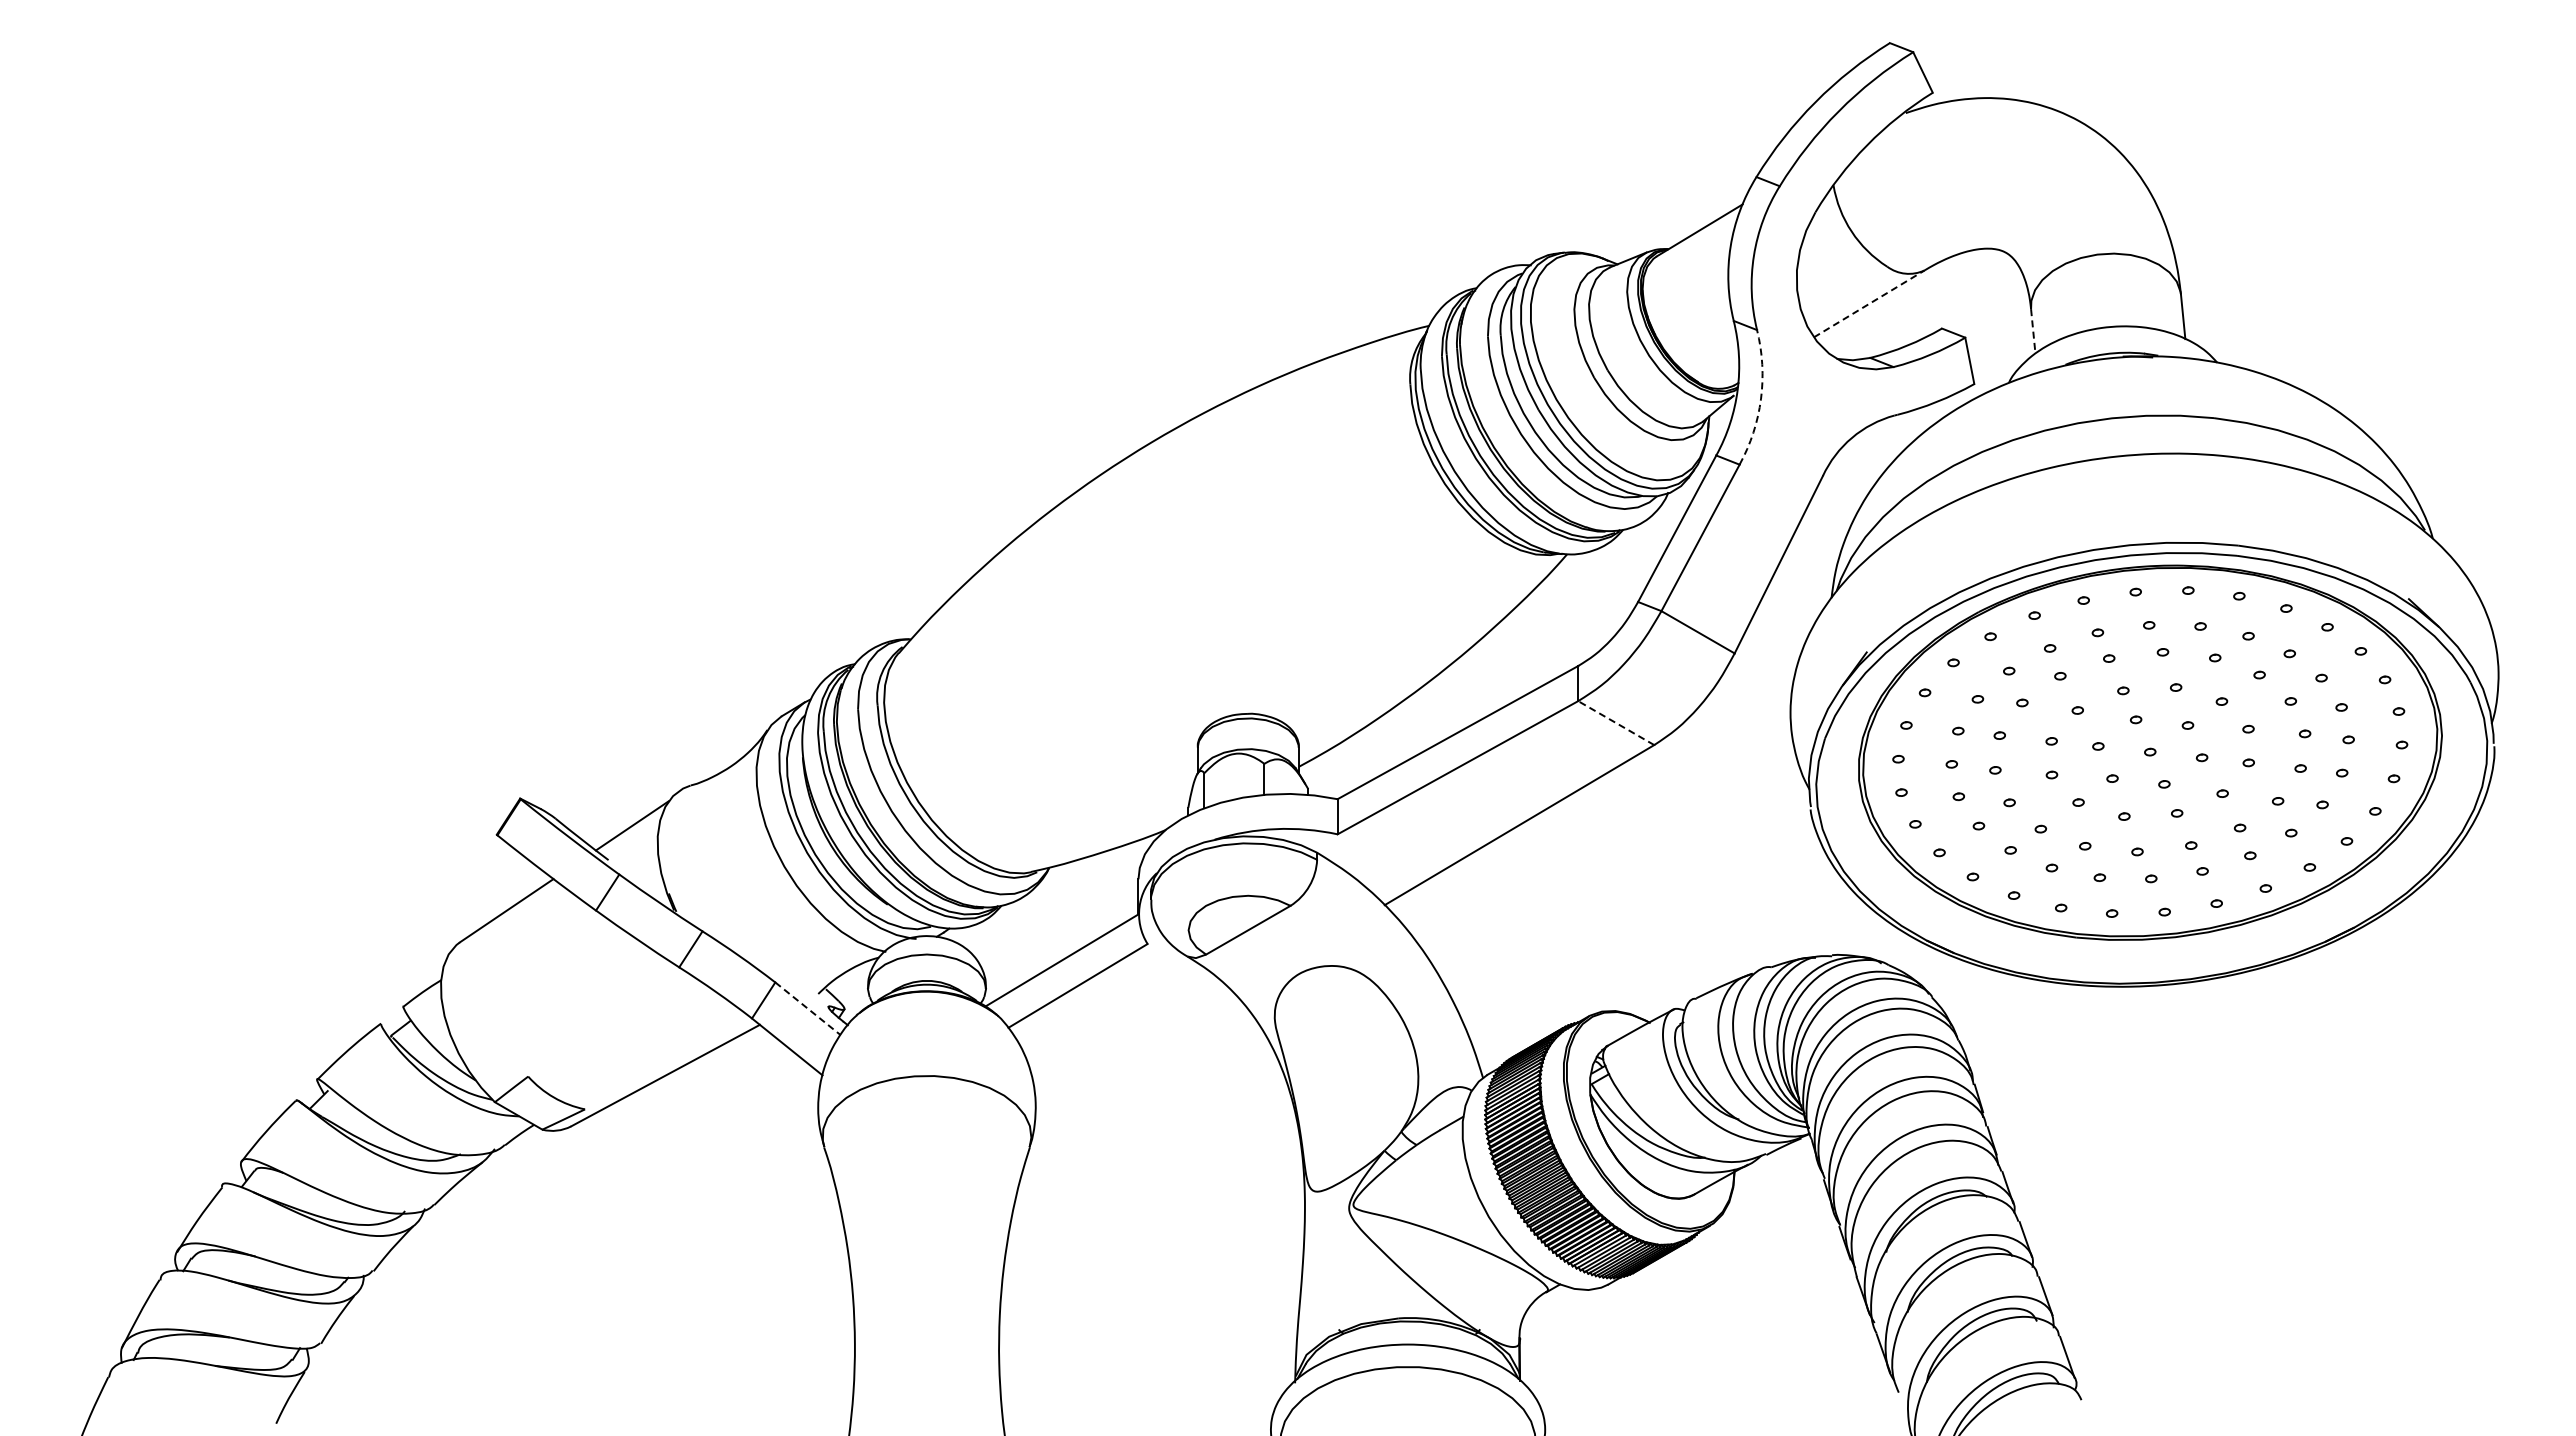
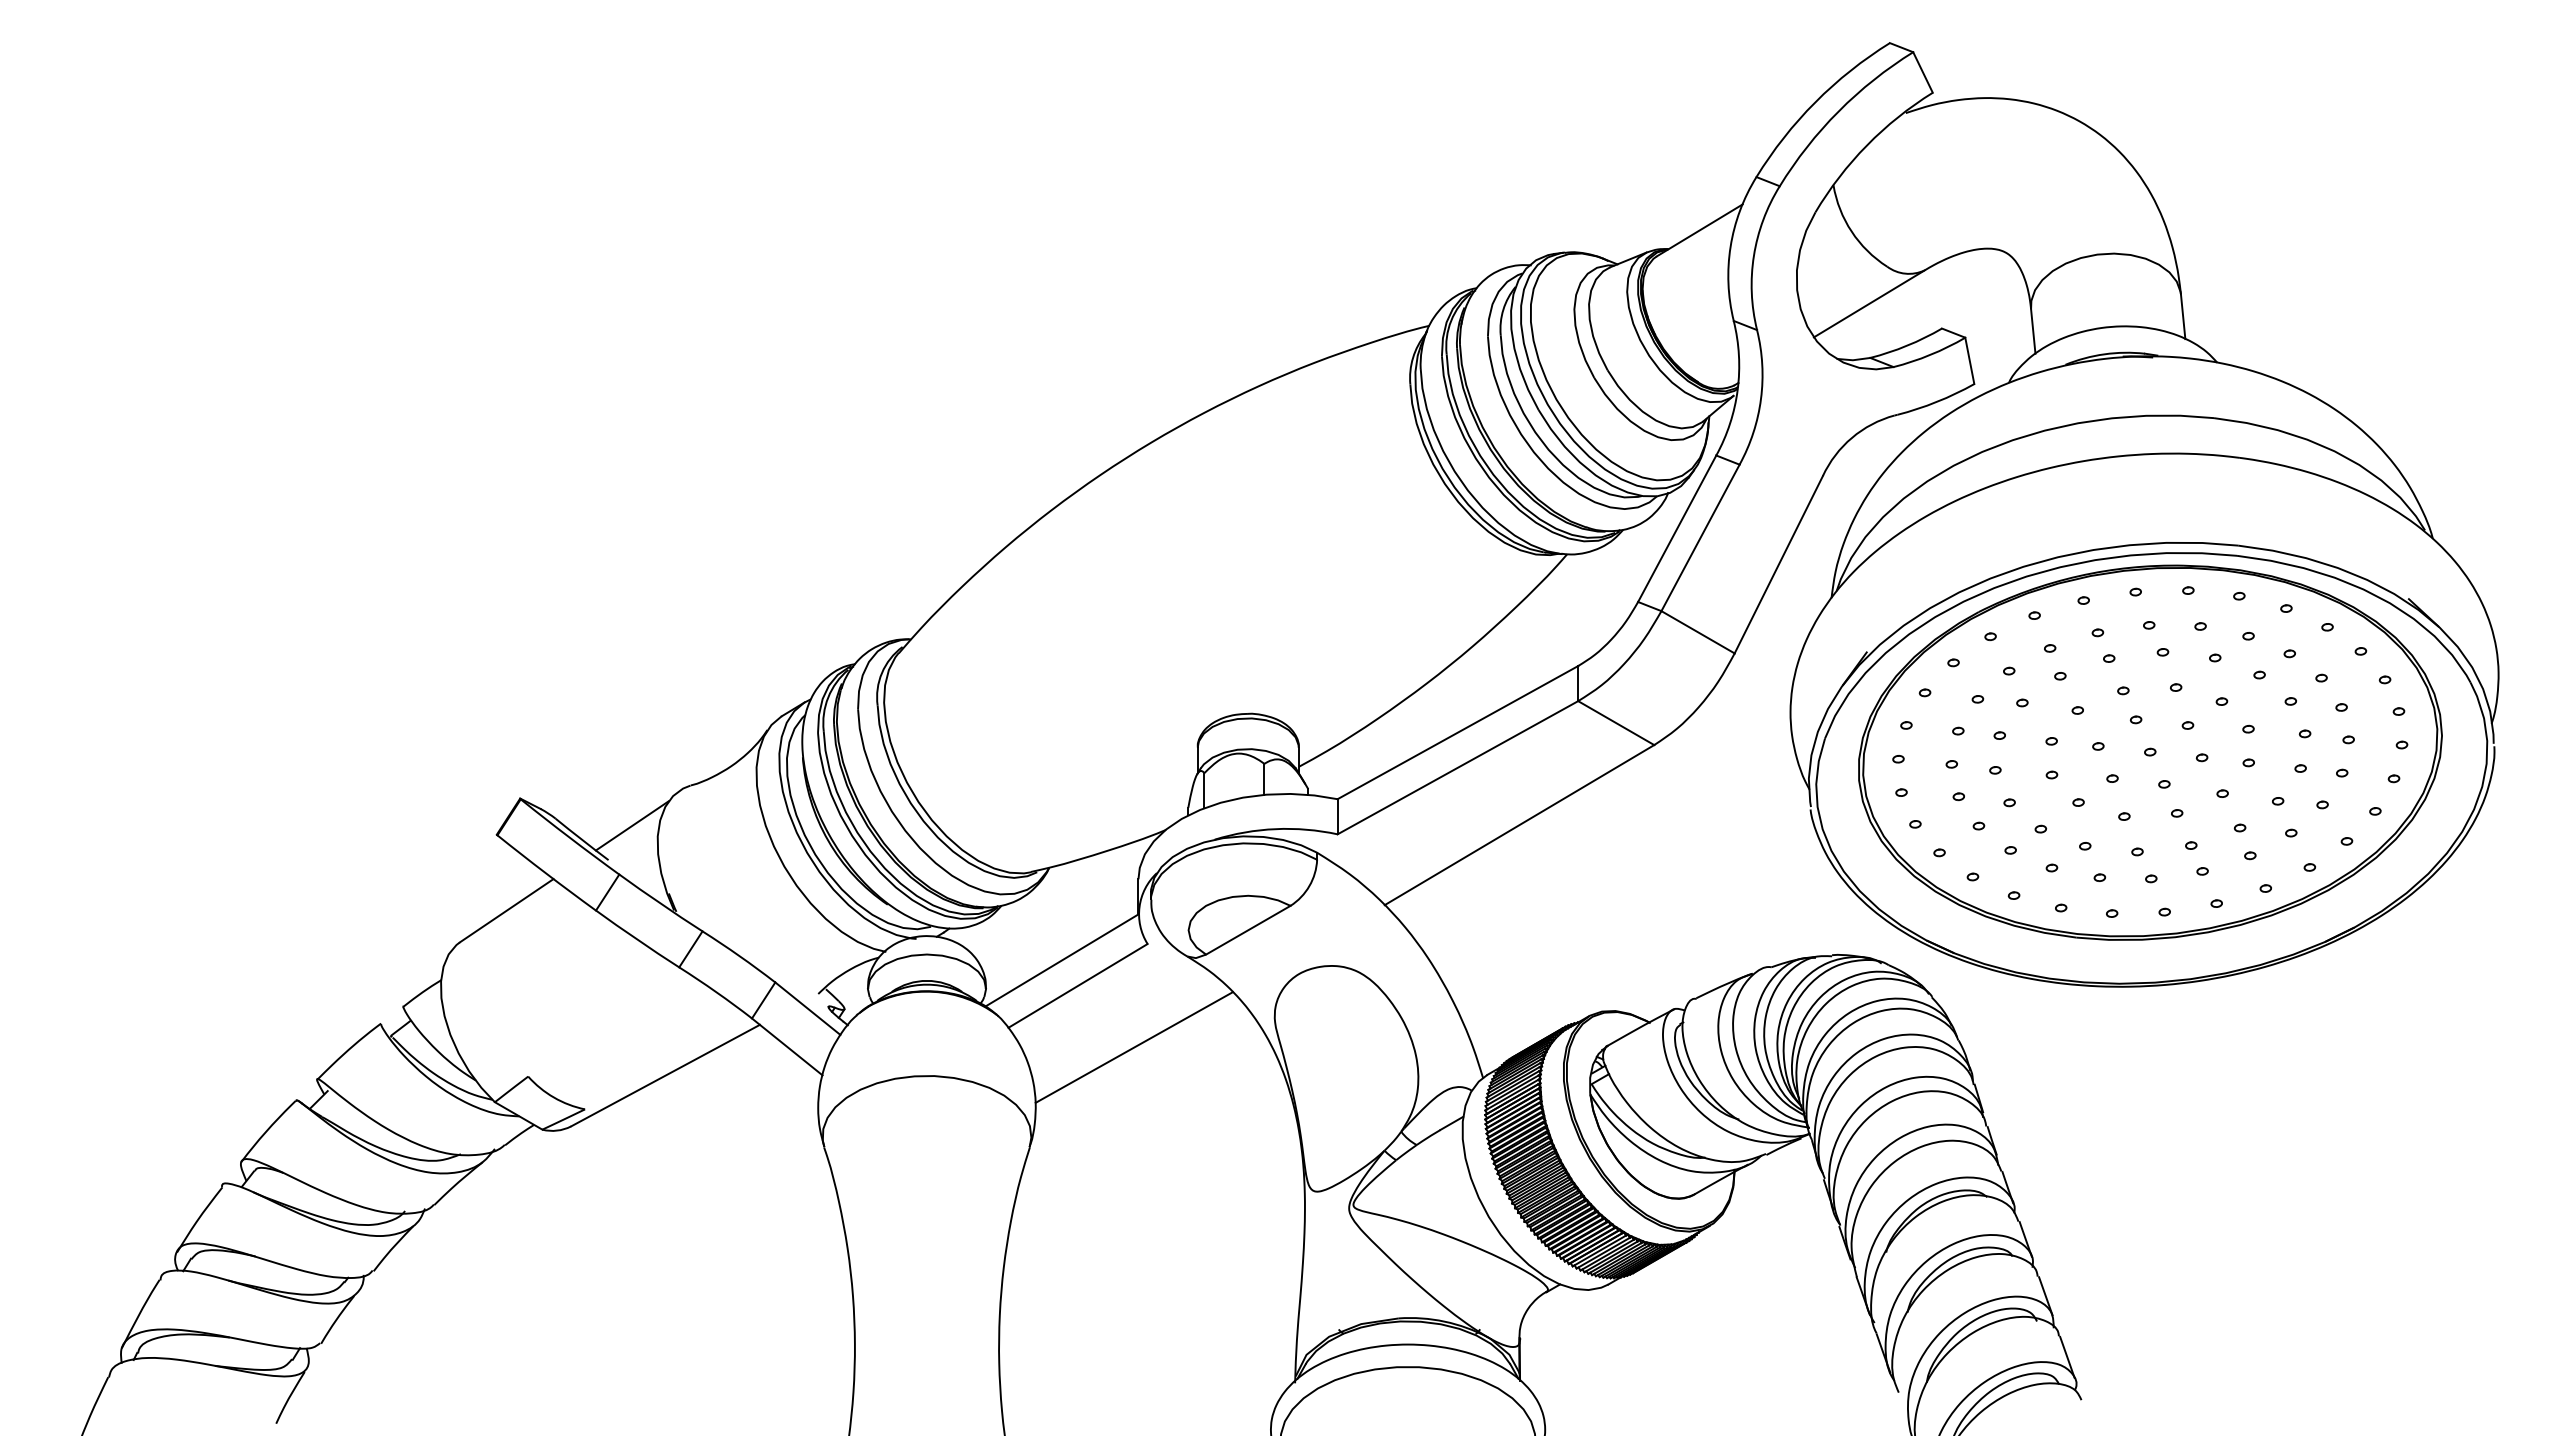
line: dashed -> solid (1869, 303)
line: dashed -> solid (2033, 331)
arc: dashed -> solid (1761, 399)
line: dashed -> solid (1616, 723)
line: dashed -> solid (807, 1008)
line: none -> present (1133, 1047)
